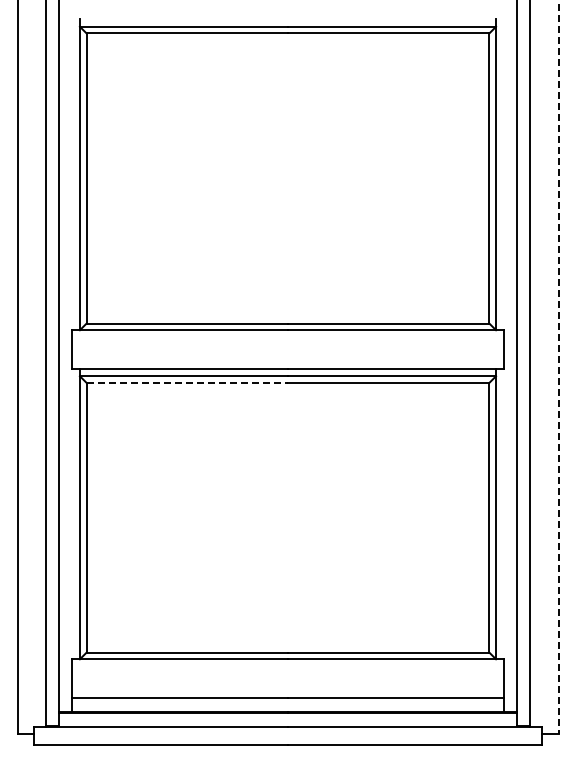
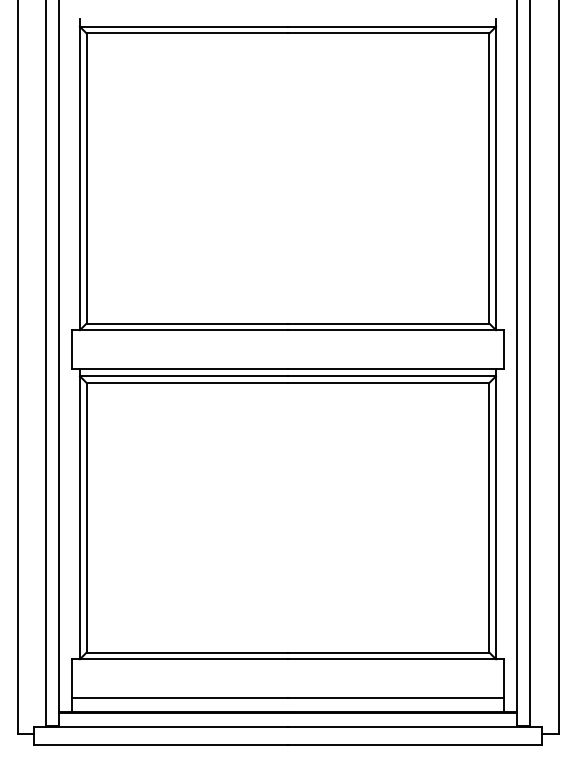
line: dashed -> solid (558, 367)
line: dashed -> solid (187, 382)
